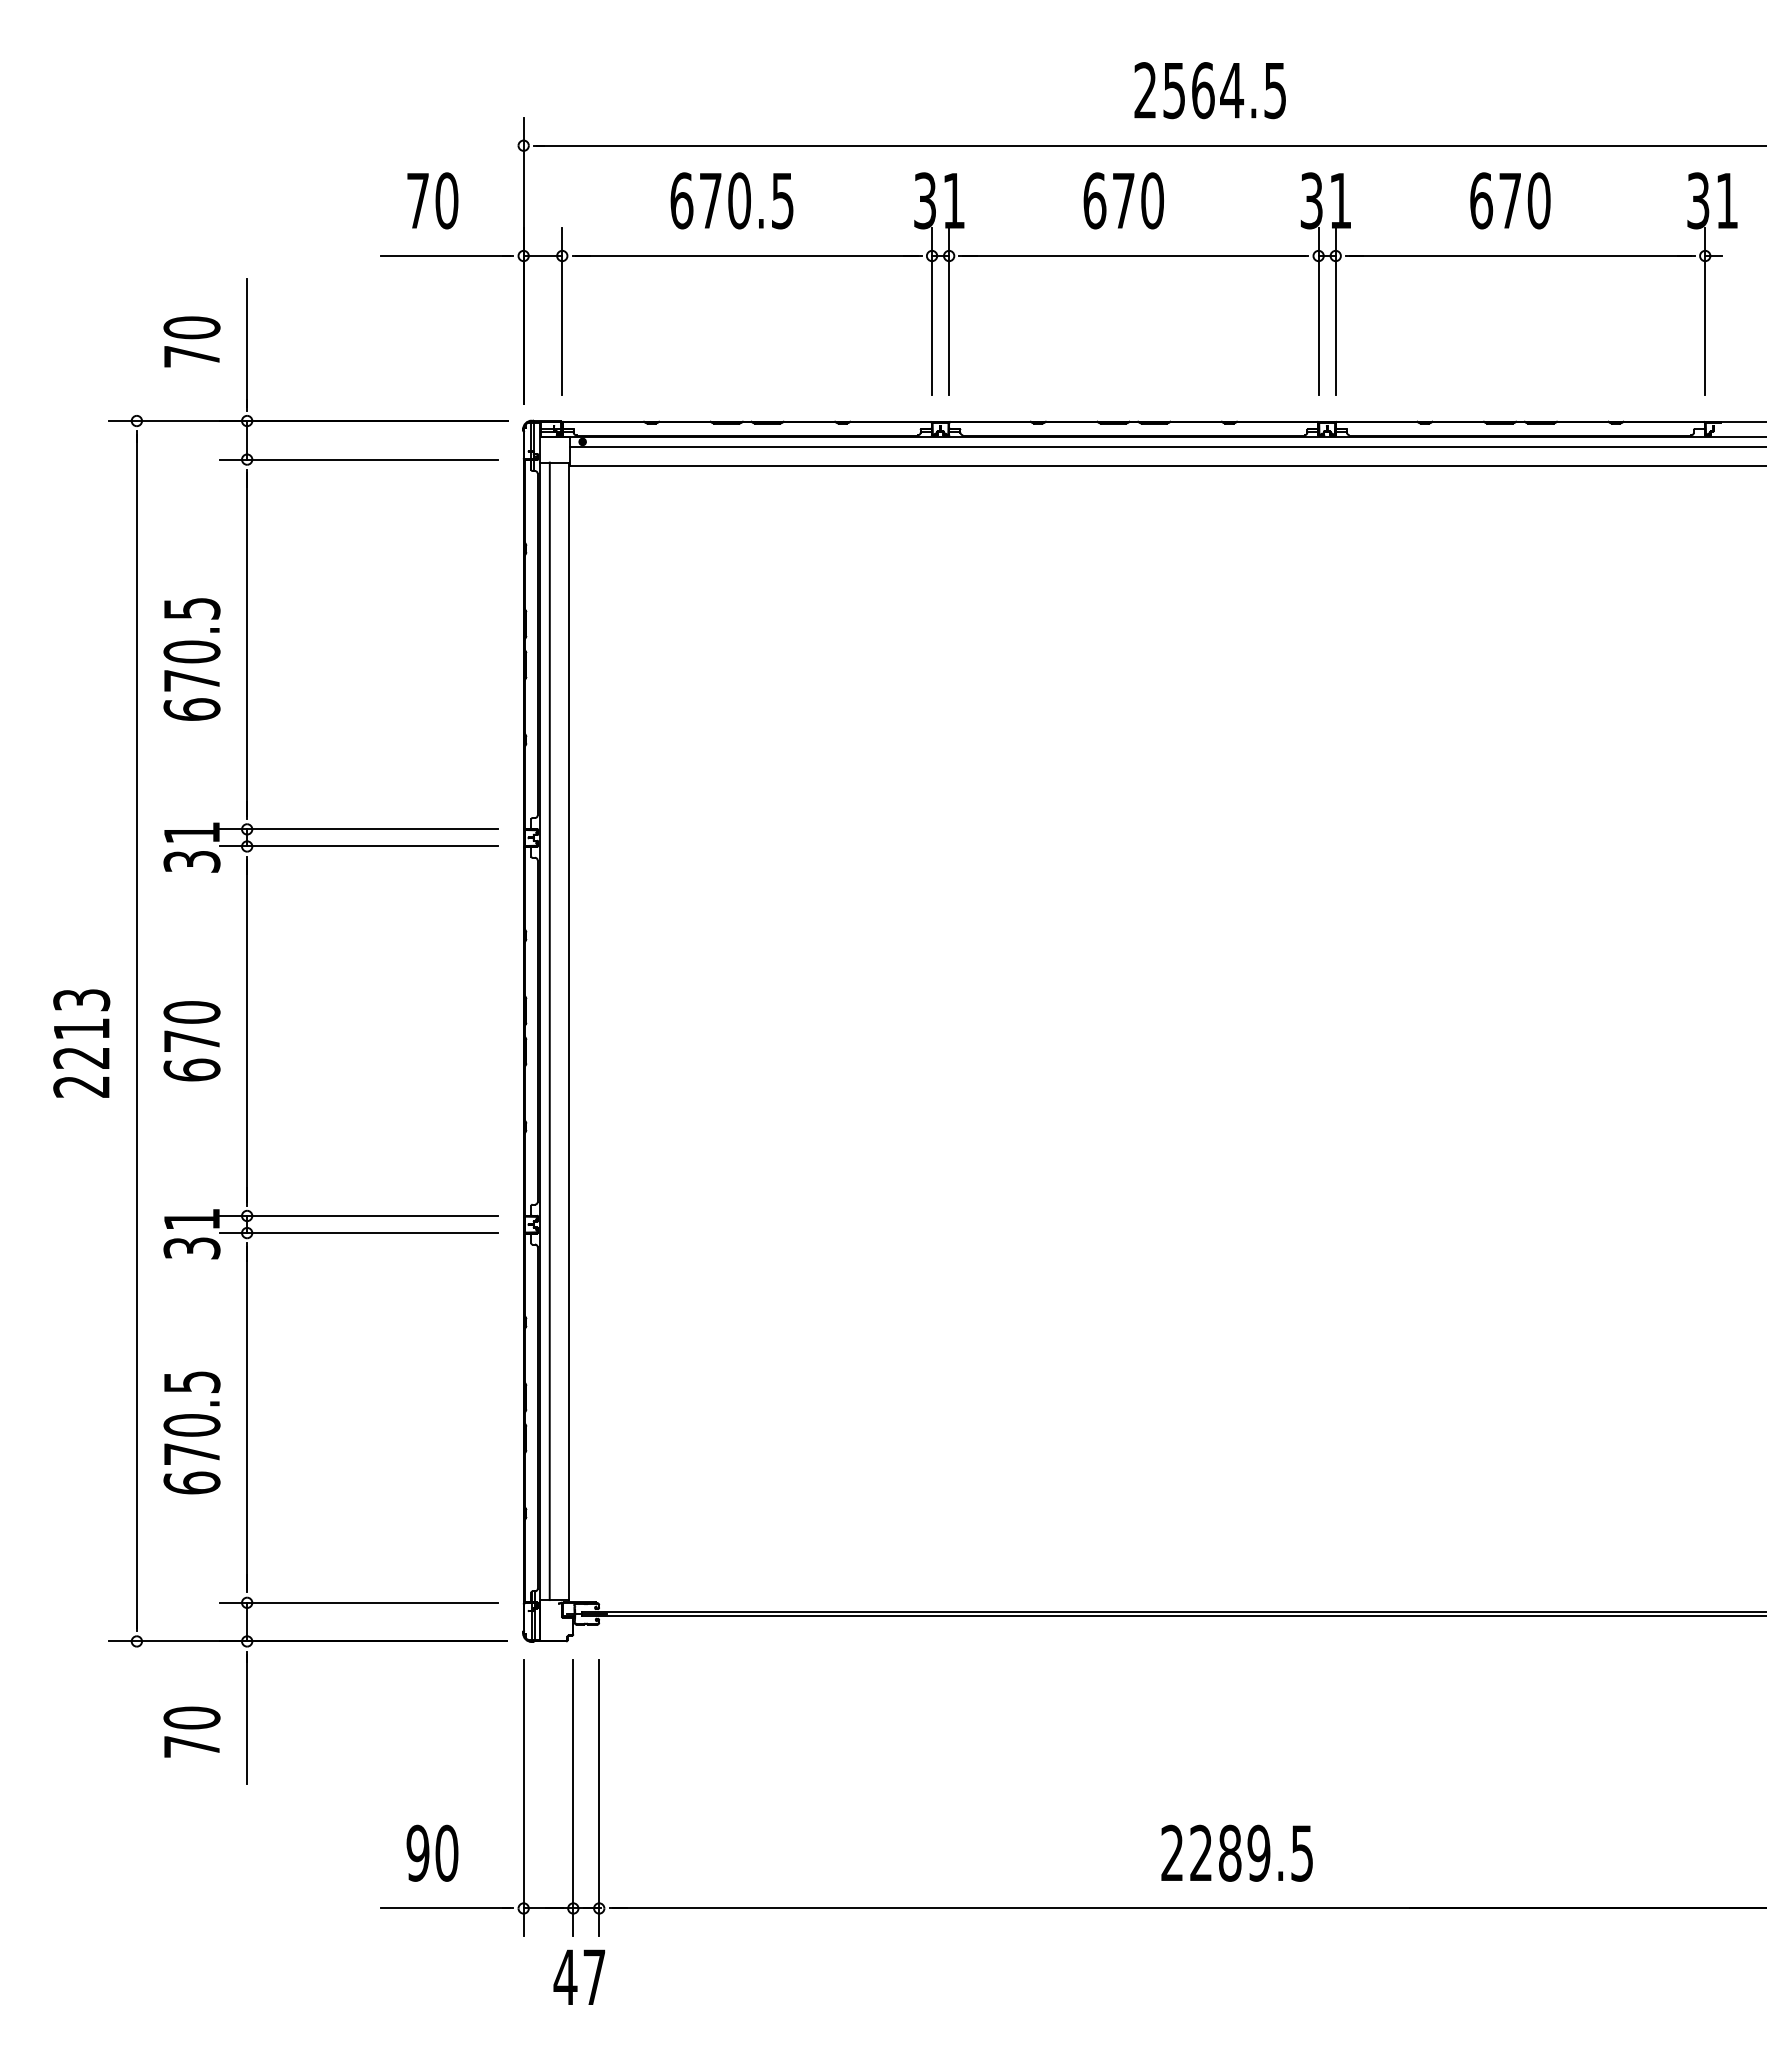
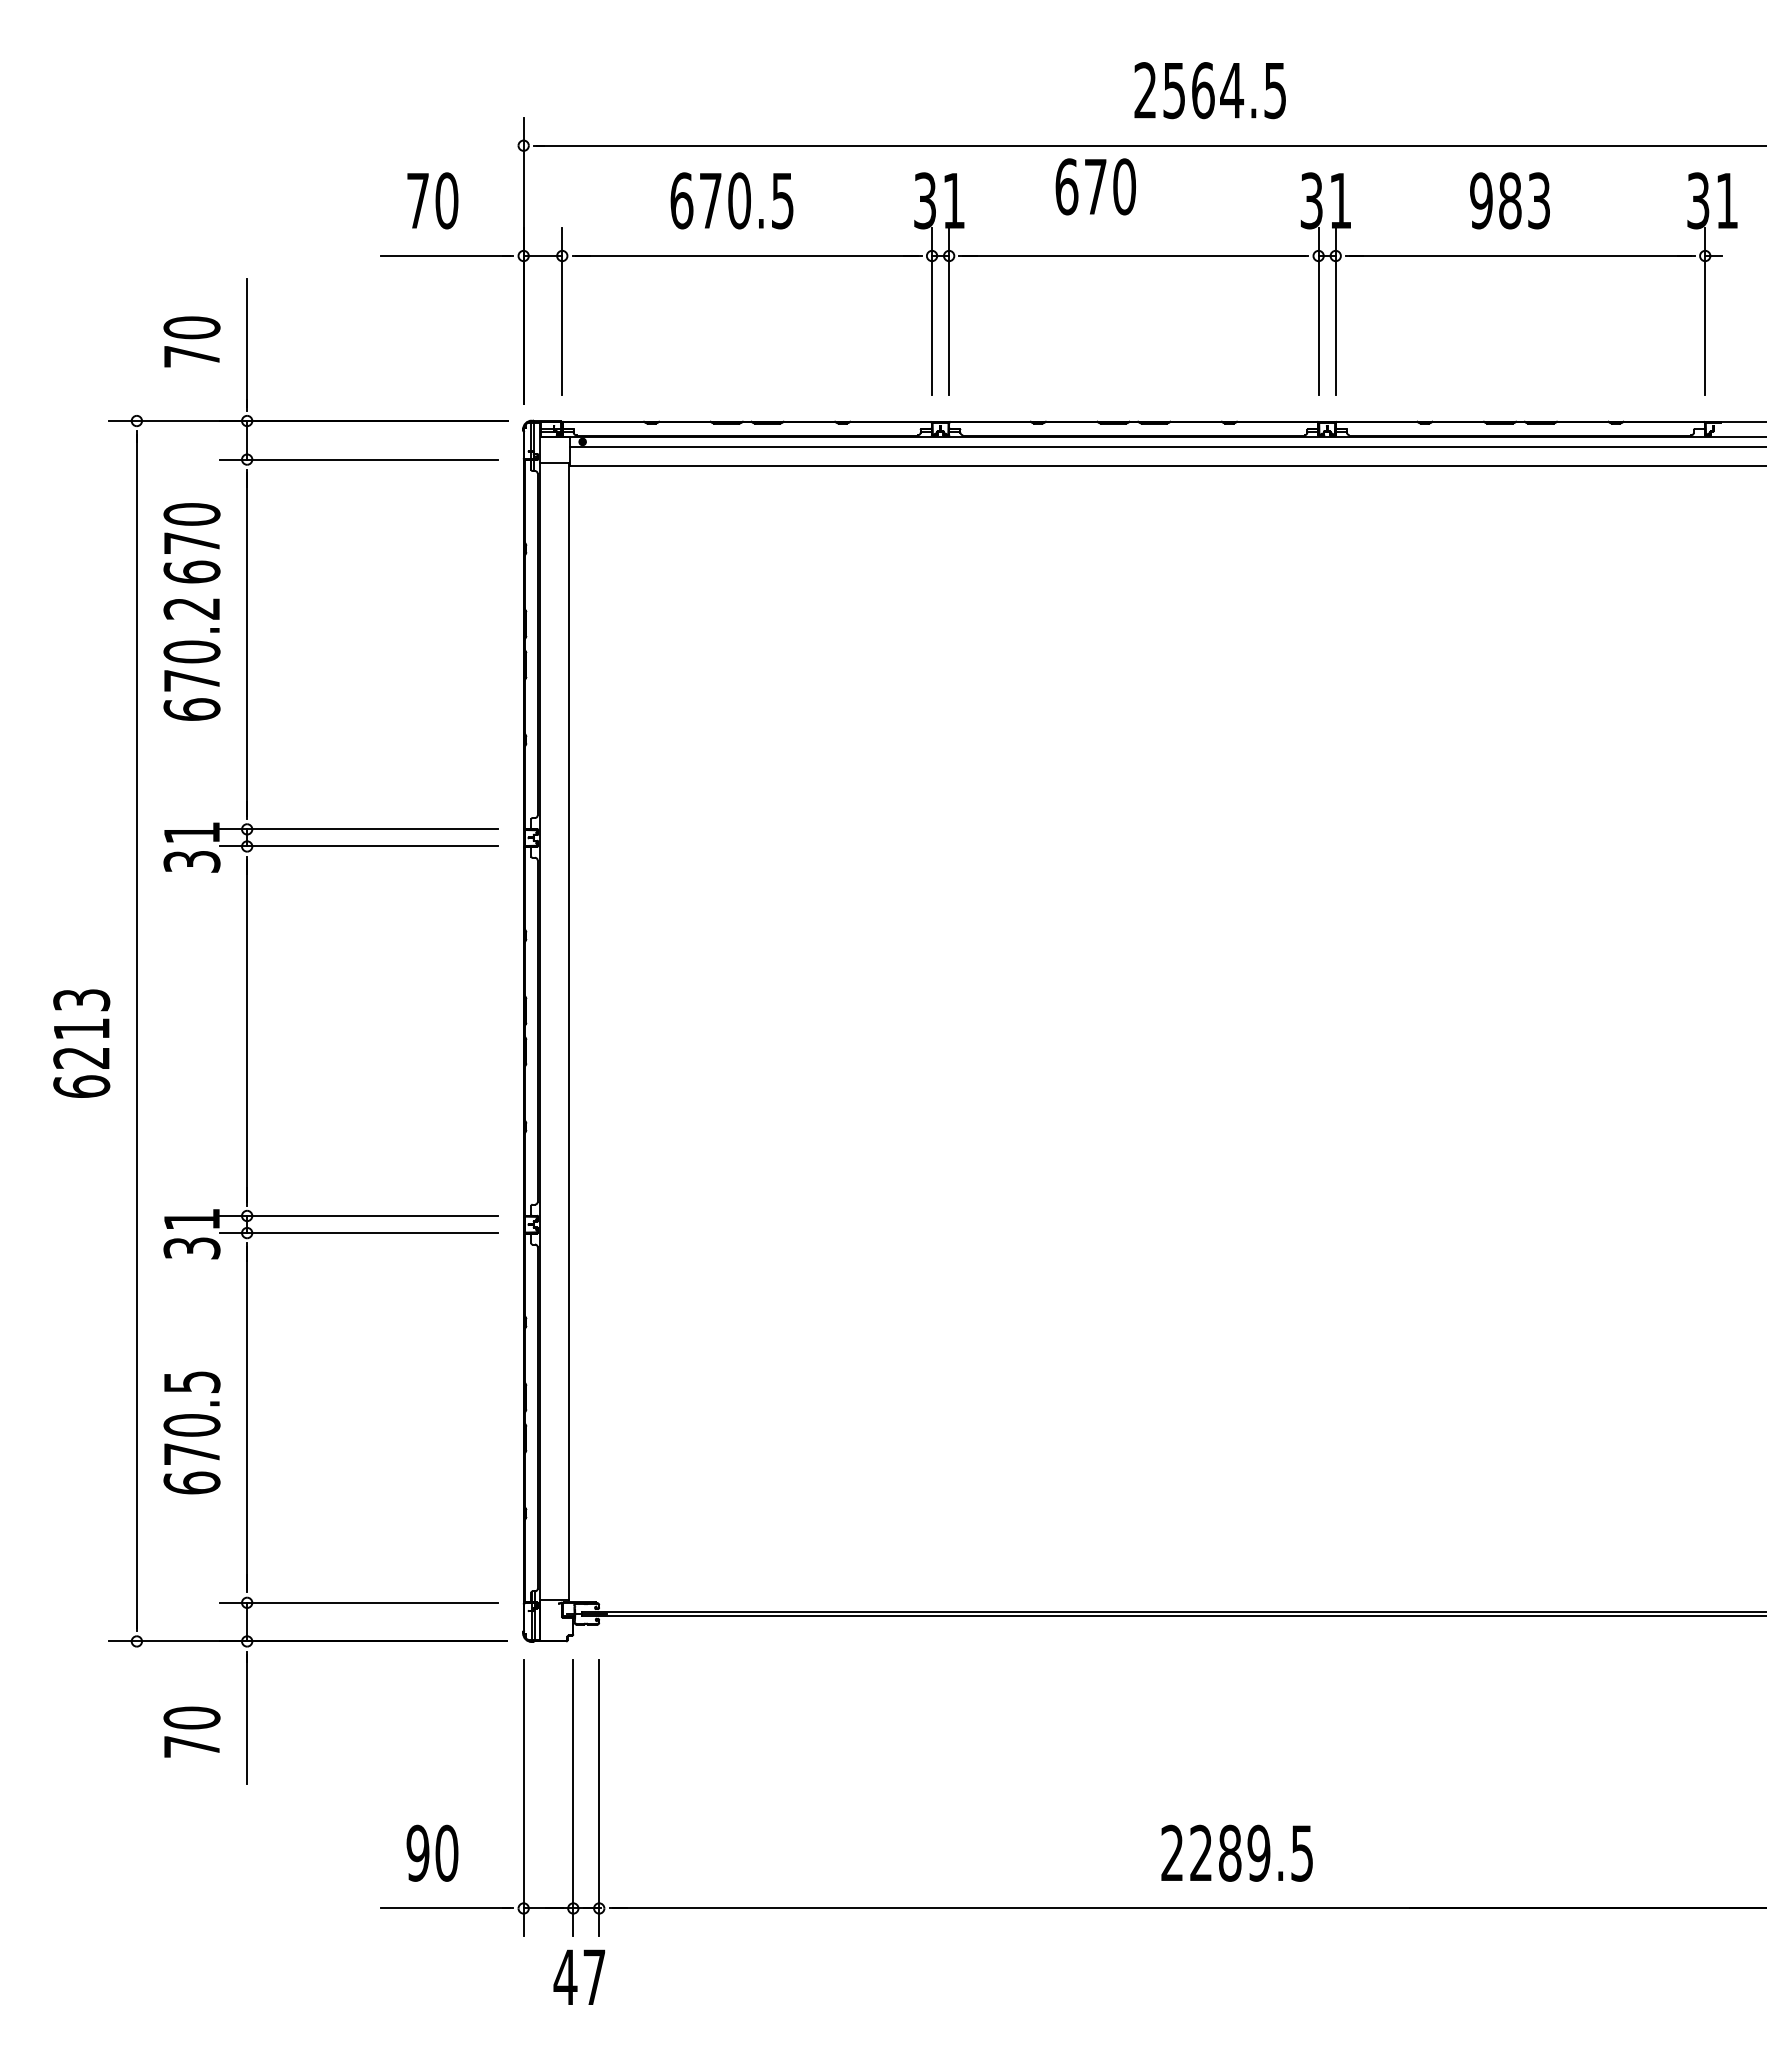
text position: (1123, 200) -> (1095, 186) (1095, 186)
text: 670 -> 983 (1510, 200)
text: 670.5 -> 670.2 (191, 608)
line: present -> none (549, 1031)
text position: (191, 1041) -> (191, 543) (191, 543)
text: 2213 -> 6213 (81, 1086)
